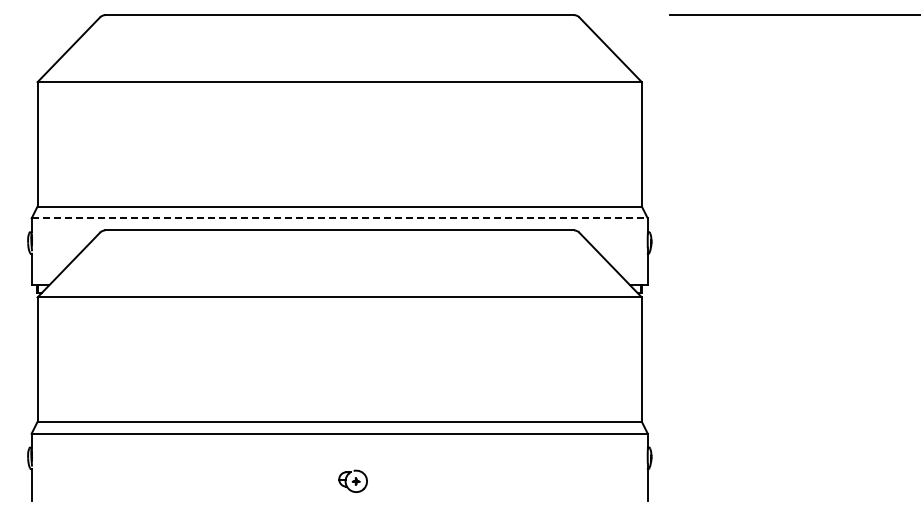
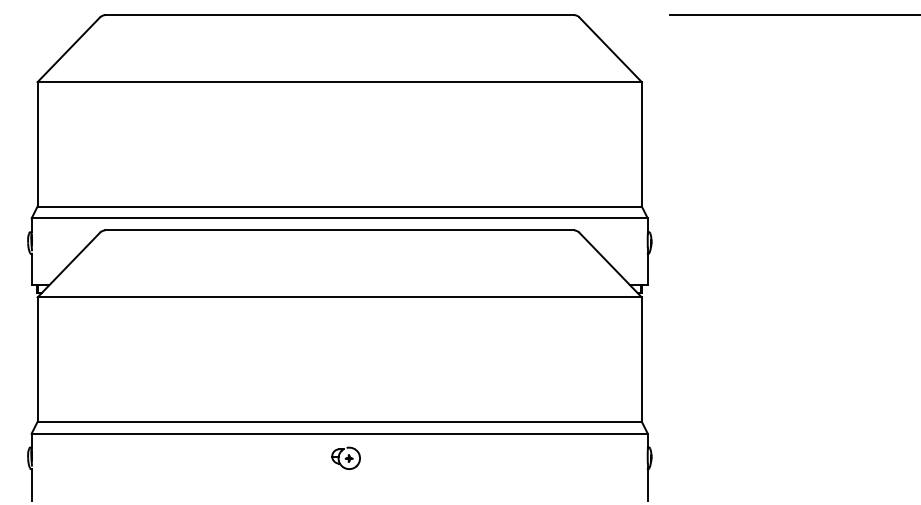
line: dashed -> solid (340, 218)
part position: (352, 480) -> (345, 457) (345, 457)
